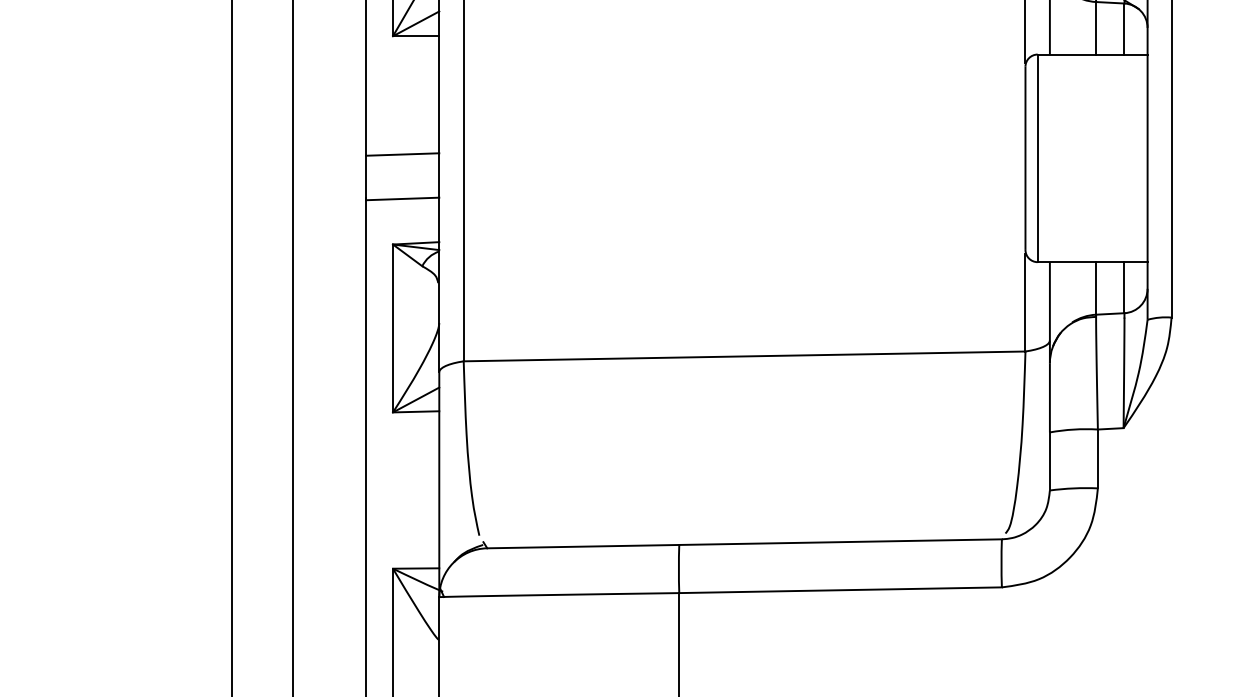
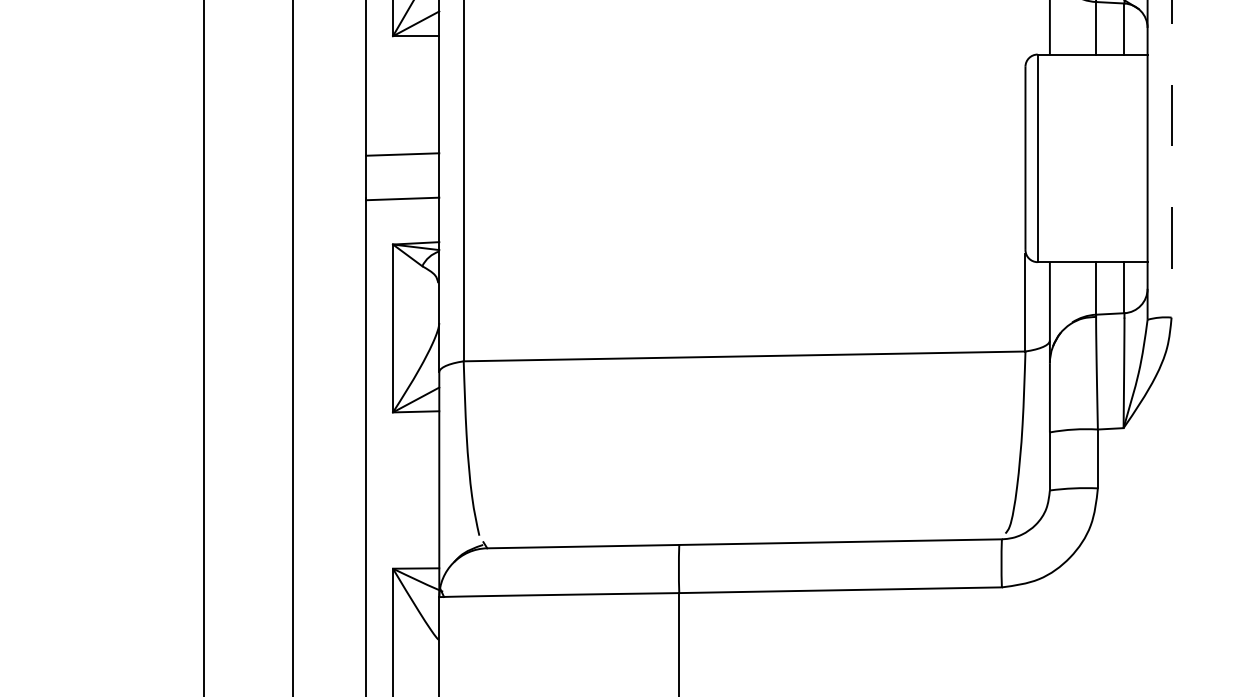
line: present -> none (1025, 32)
line: solid -> dashed (1171, 158)
line position: (231, 347) -> (203, 347) (203, 347)
